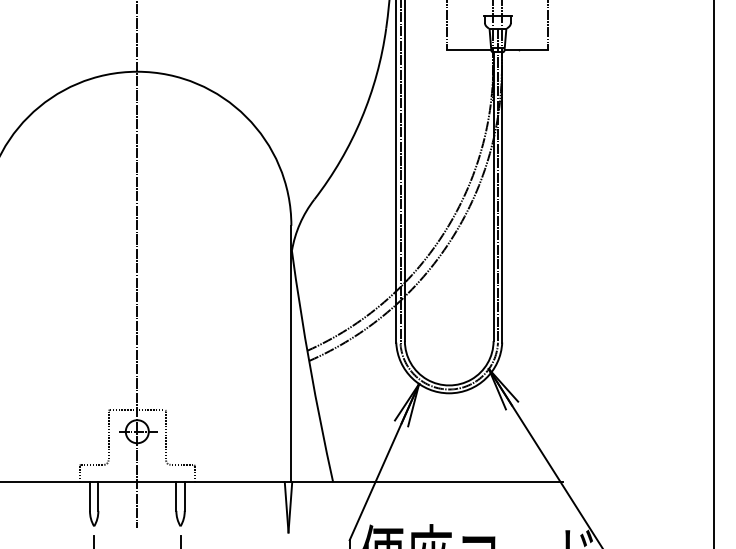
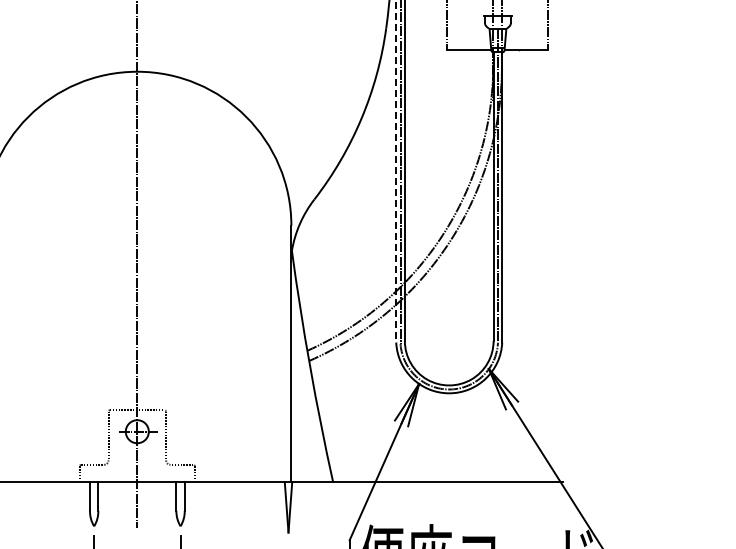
line: solid -> dashed (396, 171)
line: present -> none (713, 273)
